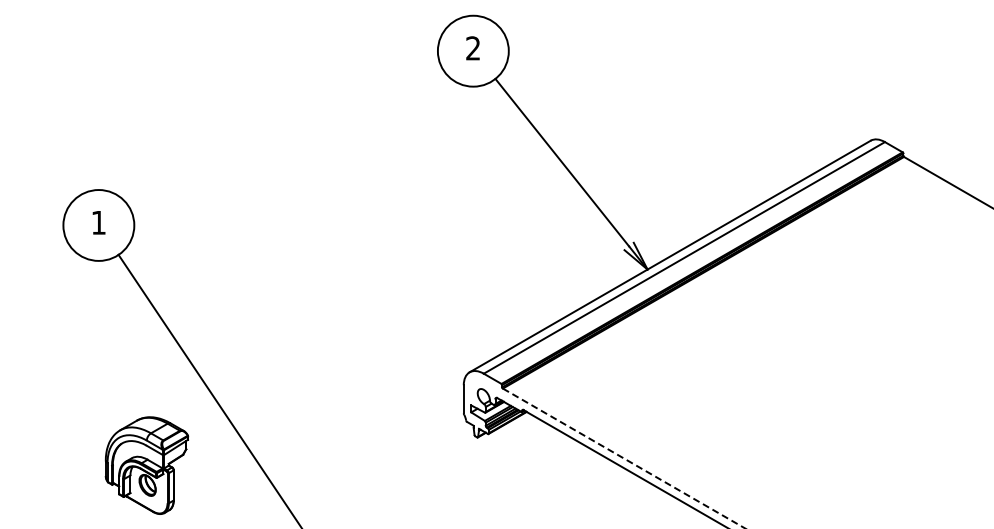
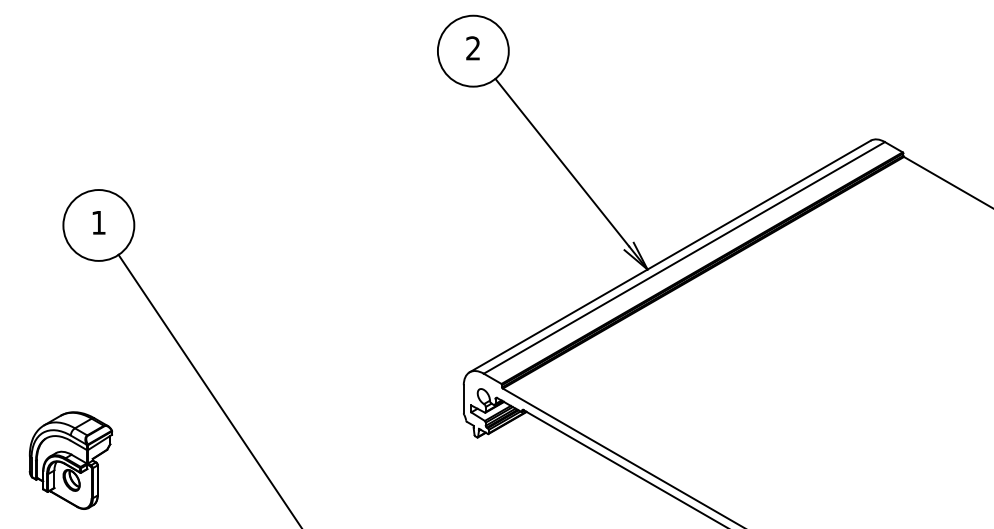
line: dashed -> solid (624, 458)
part position: (146, 465) -> (70, 460) (70, 460)
